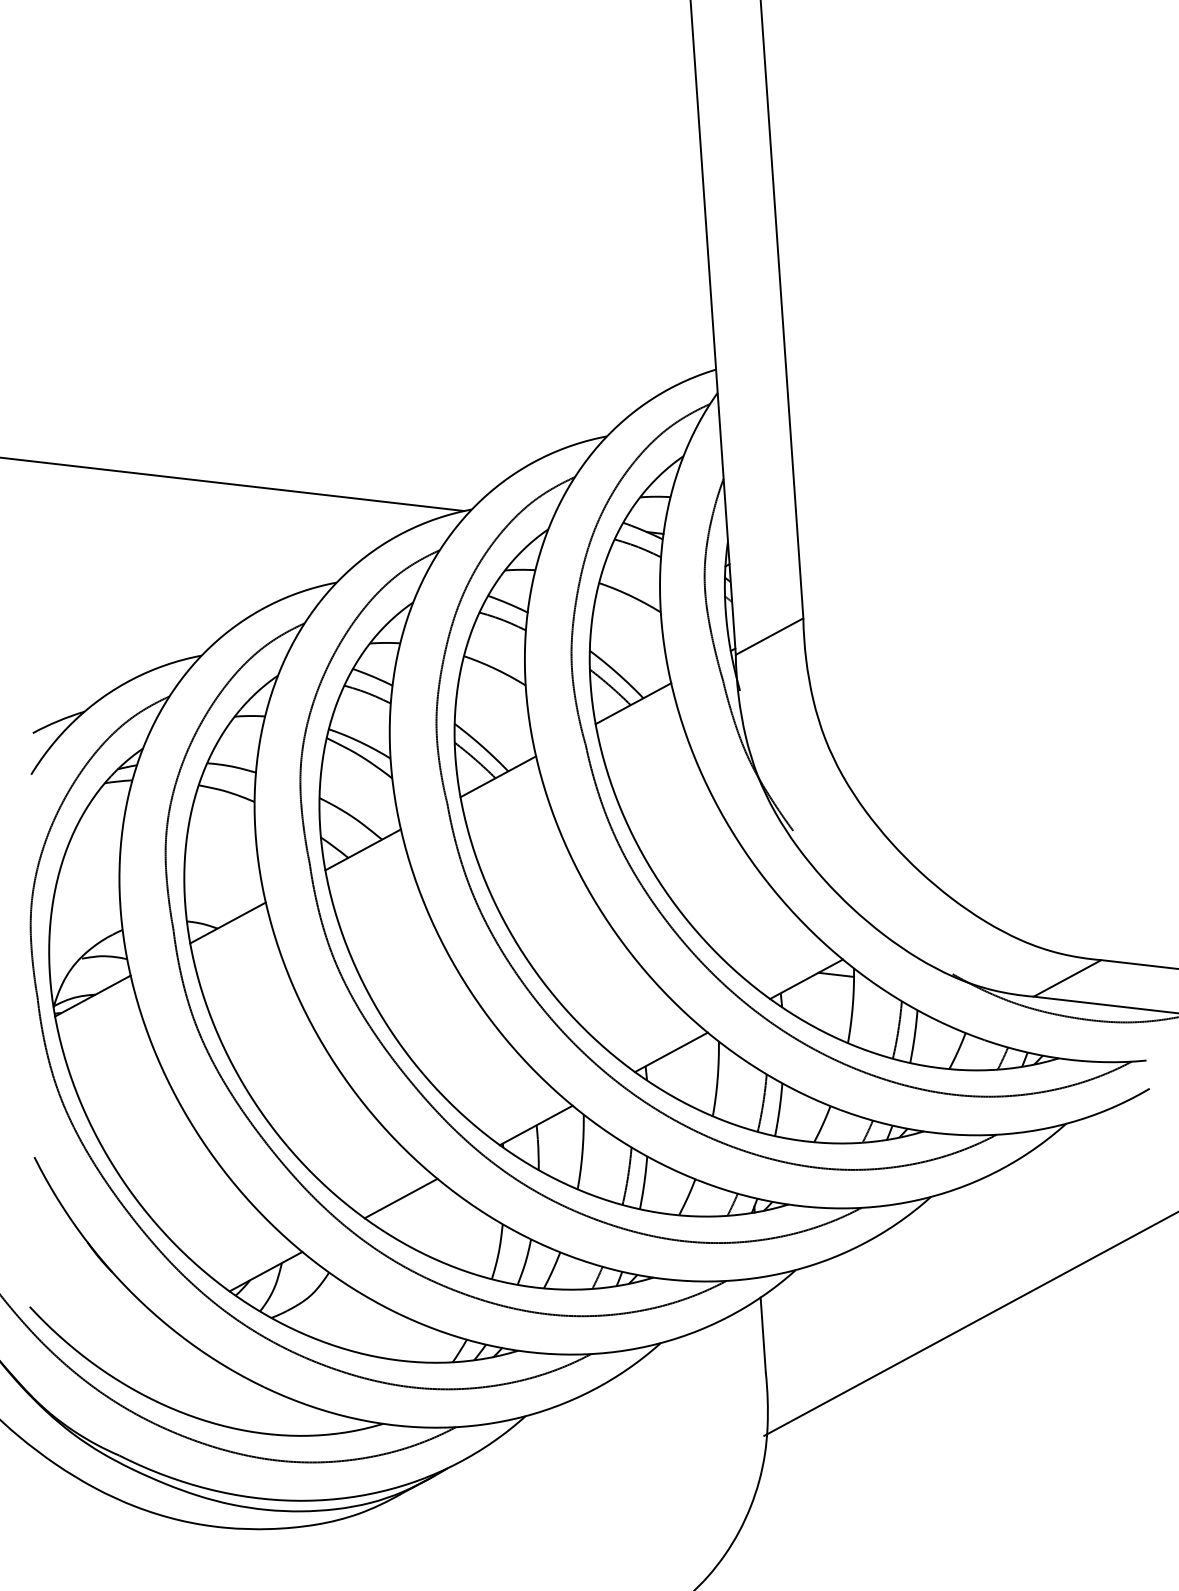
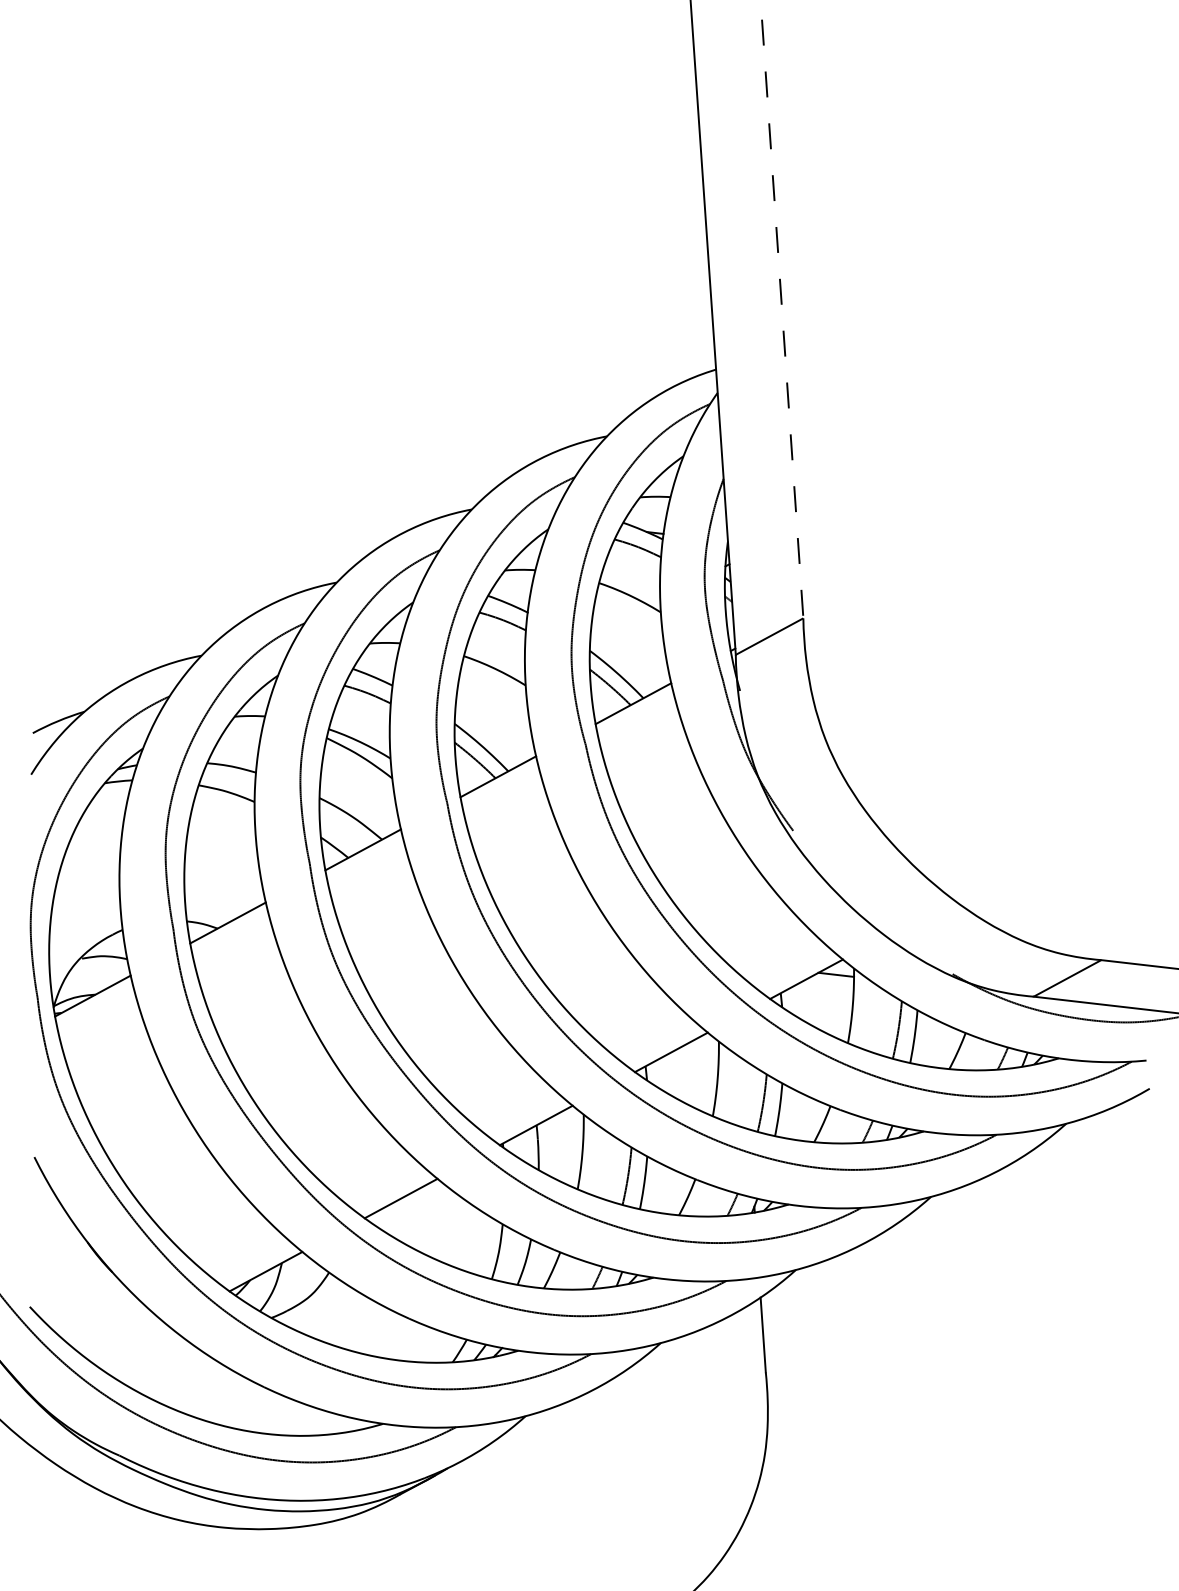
line: solid -> dashed (782, 310)
line: present -> none (233, 484)
line: present -> none (969, 1324)
